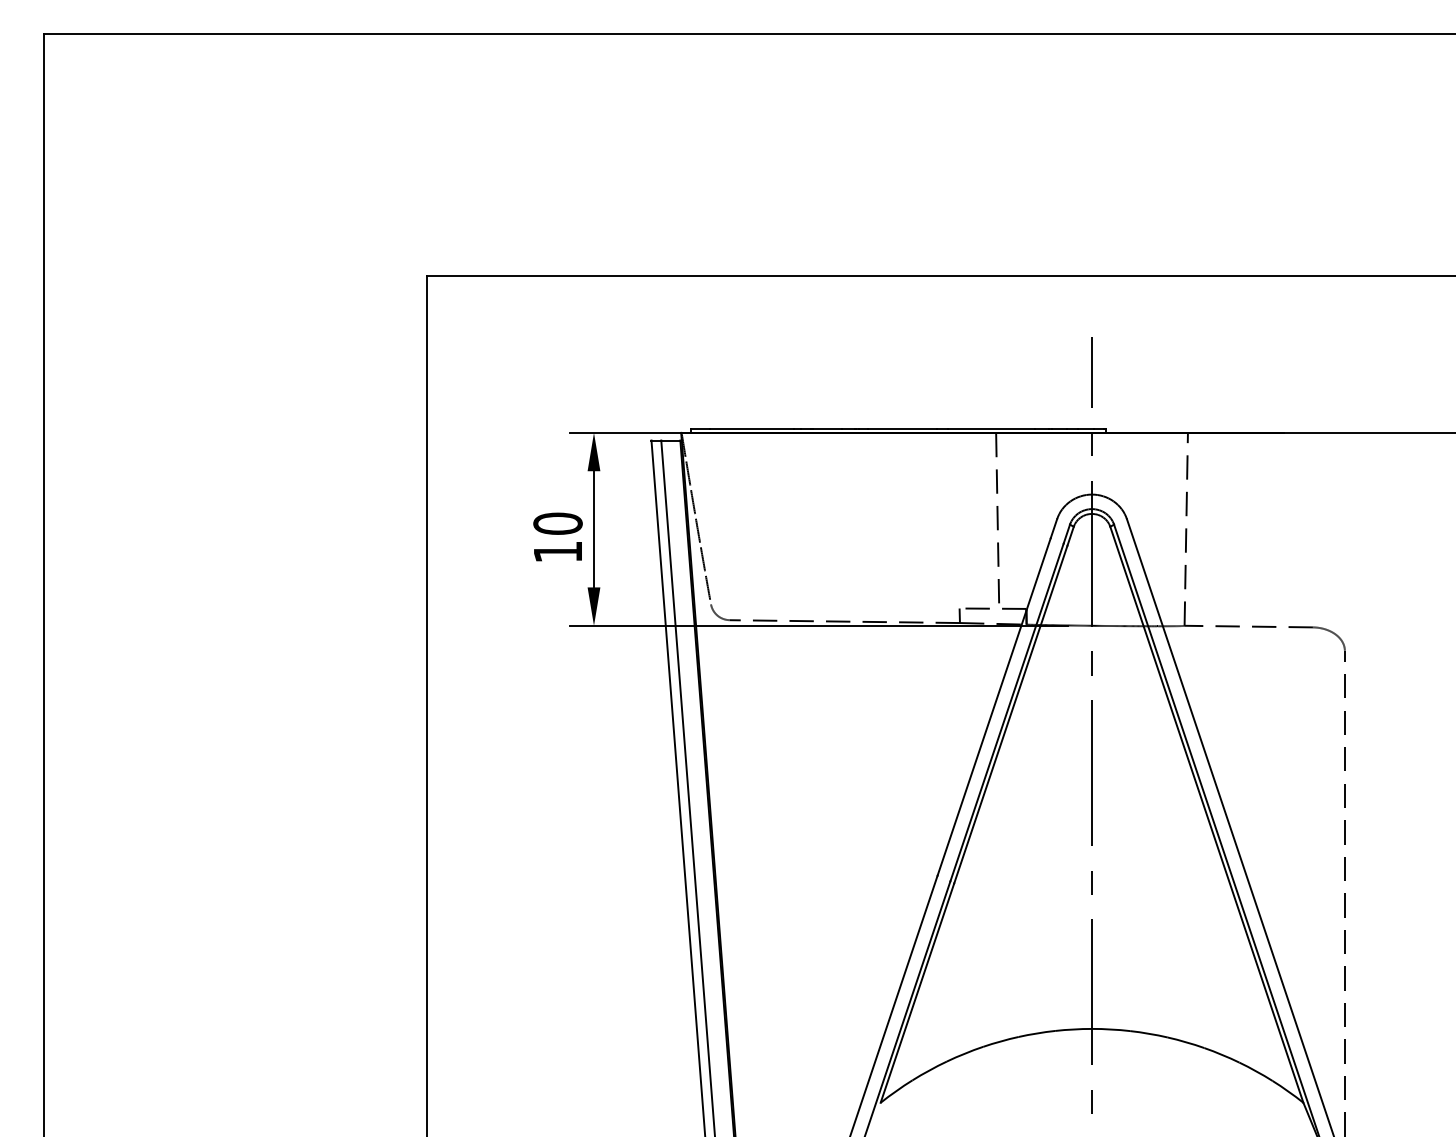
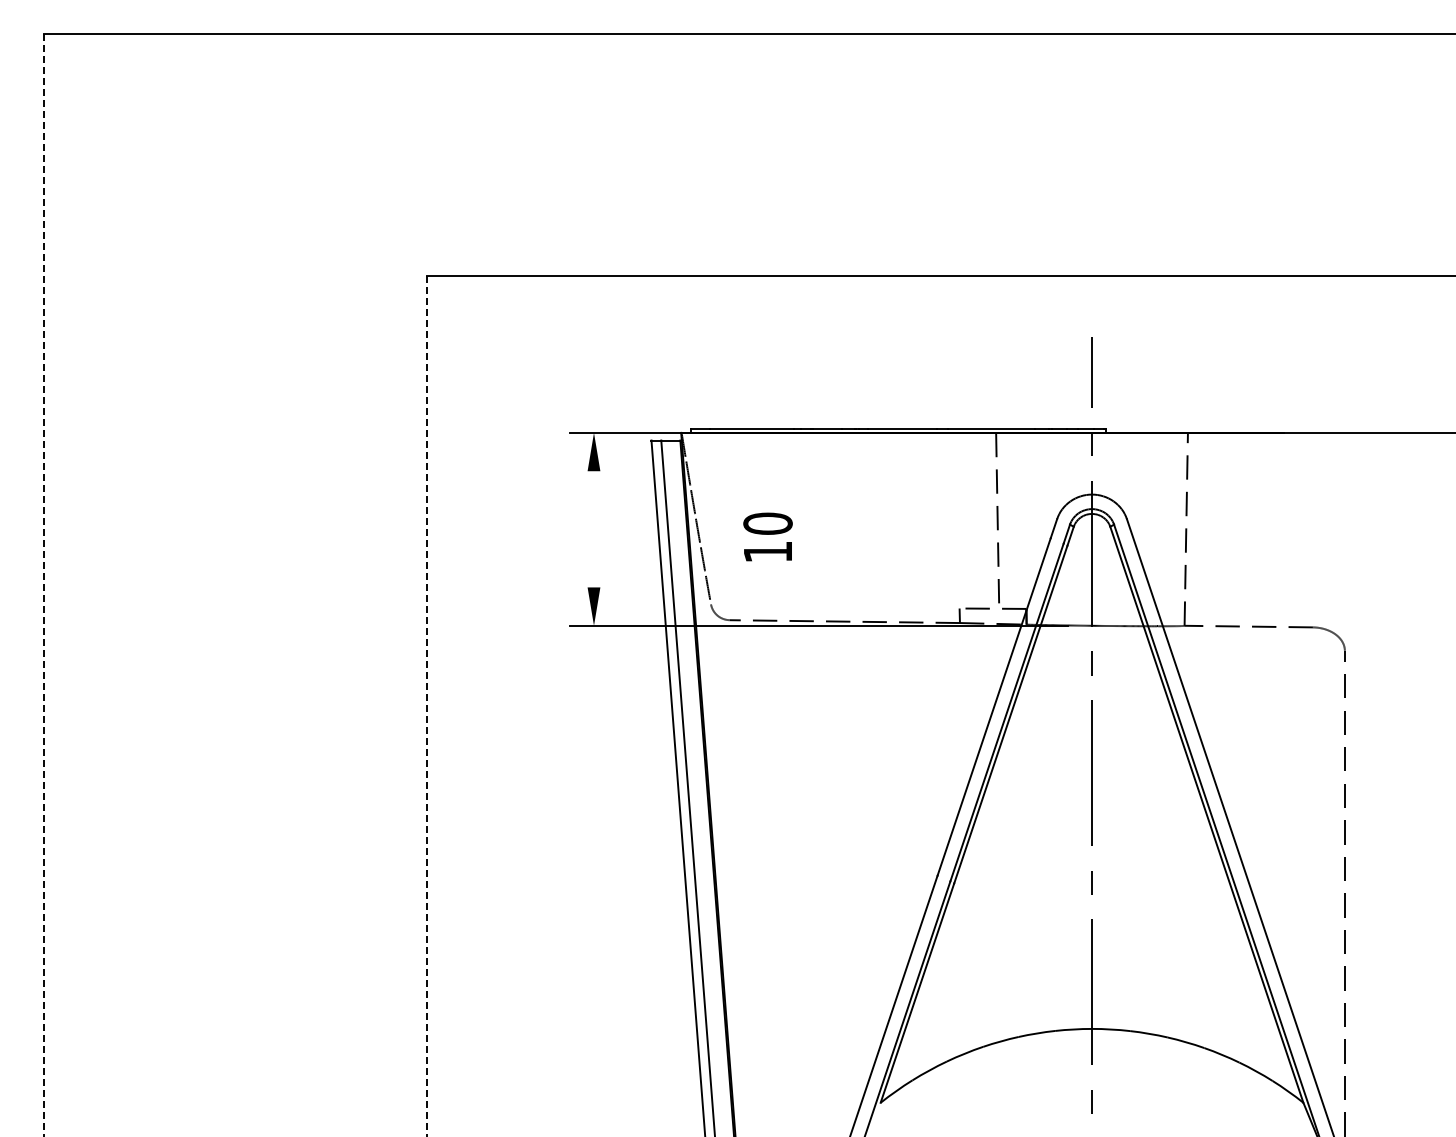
line: present -> none (594, 529)
text position: (557, 536) -> (767, 536) (767, 536)
line: solid -> dashed (43, 585)
line: solid -> dashed (427, 706)
